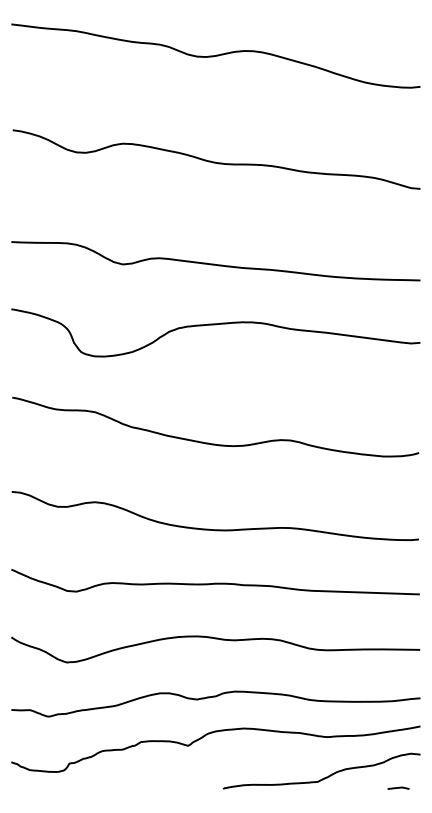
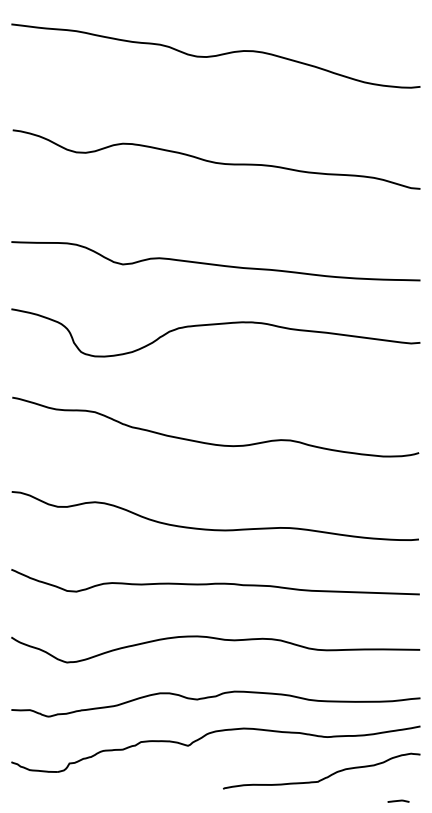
line position: (398, 787) -> (398, 800) (398, 800)
